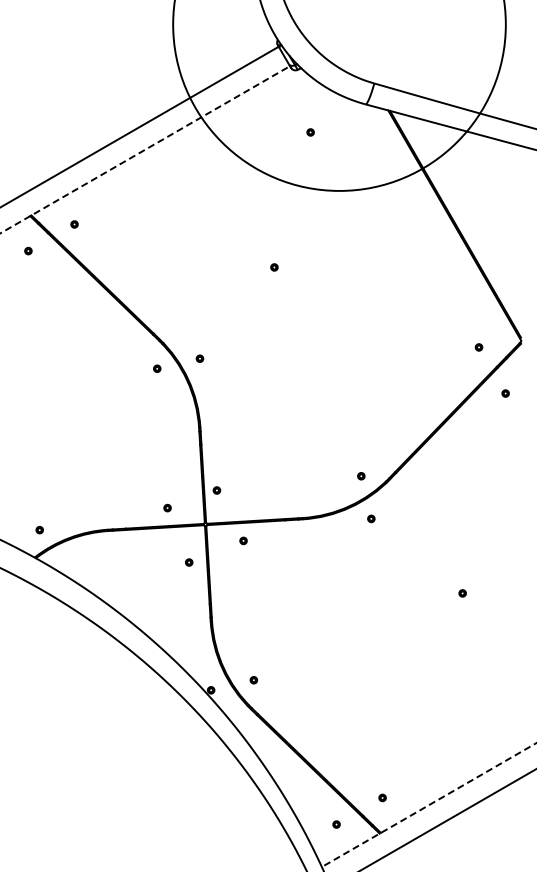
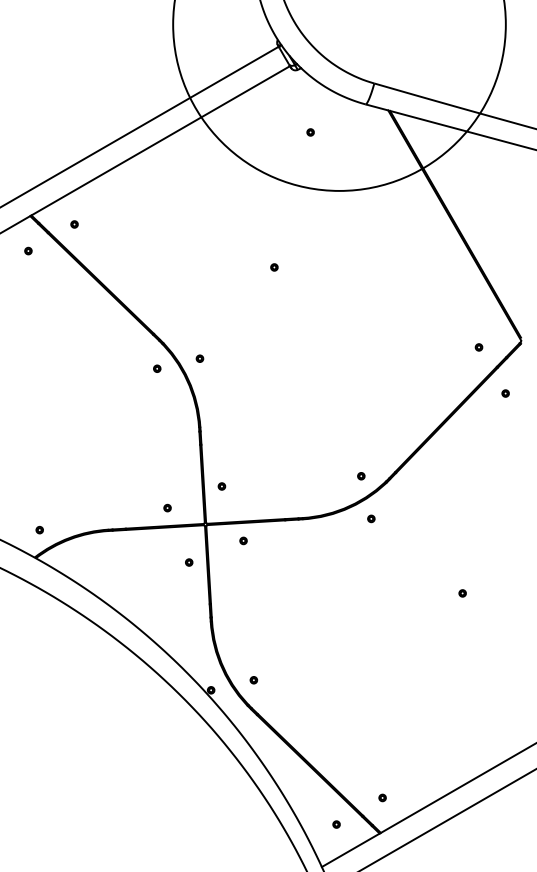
line: dashed -> solid (145, 149)
part position: (216, 490) -> (221, 486) (221, 486)
line: dashed -> solid (429, 805)
